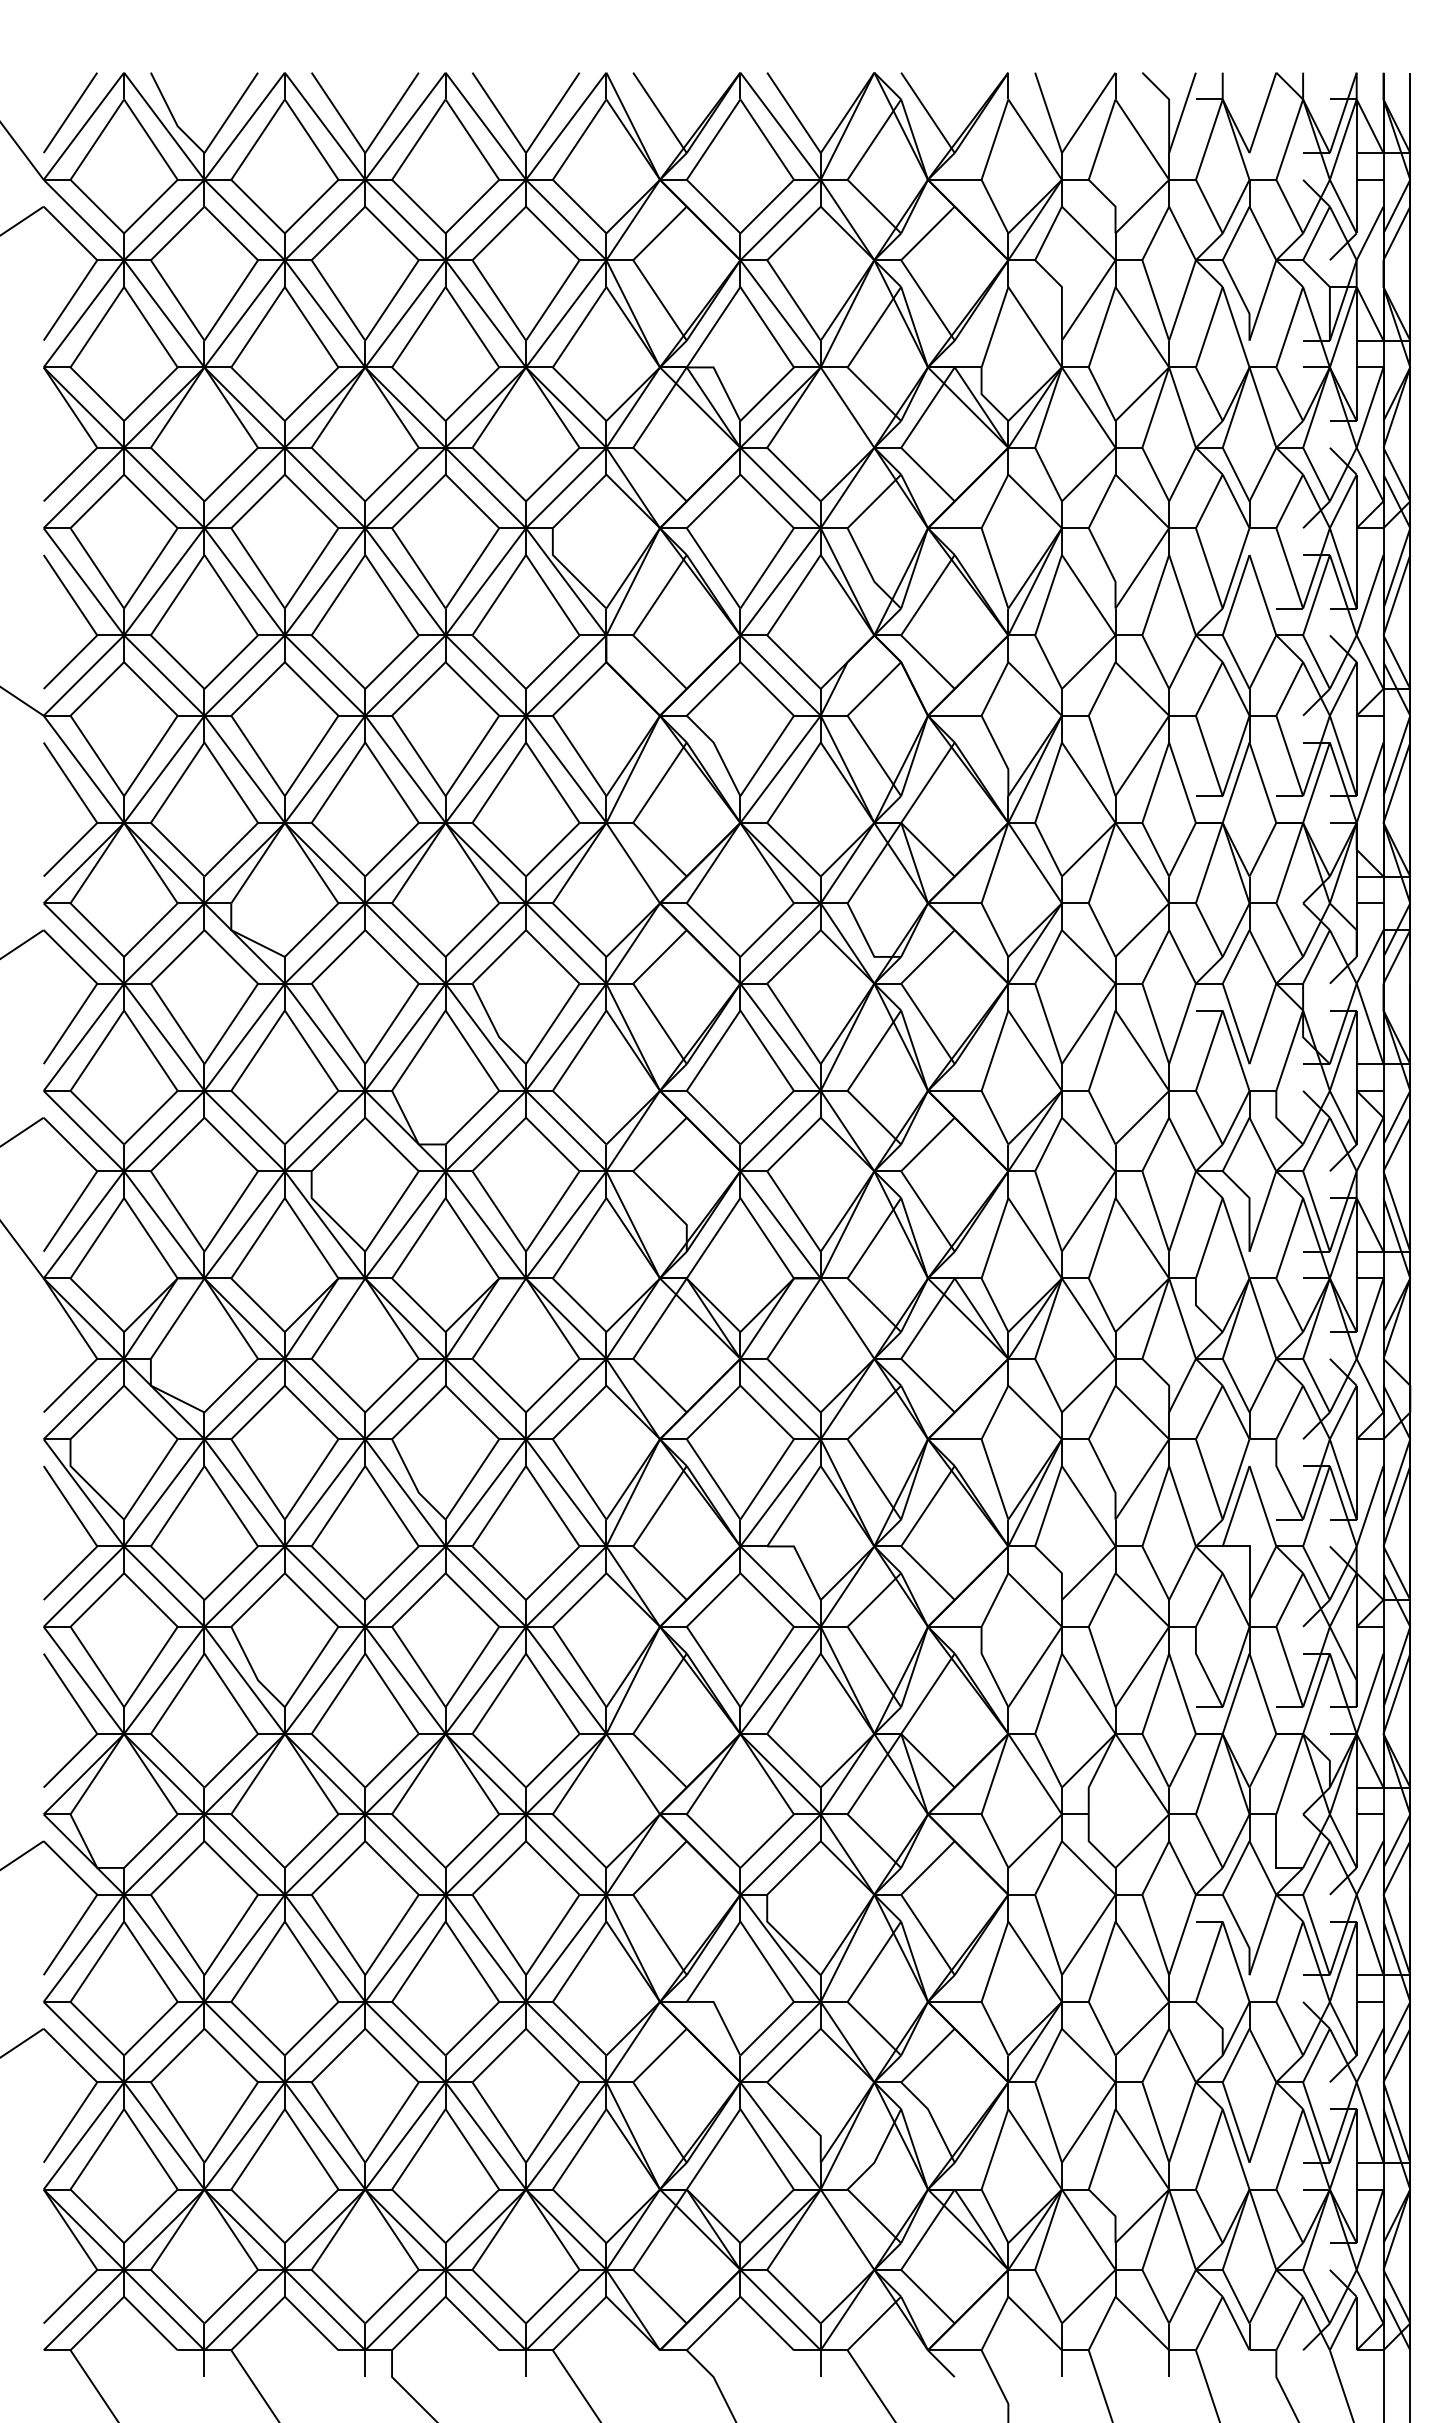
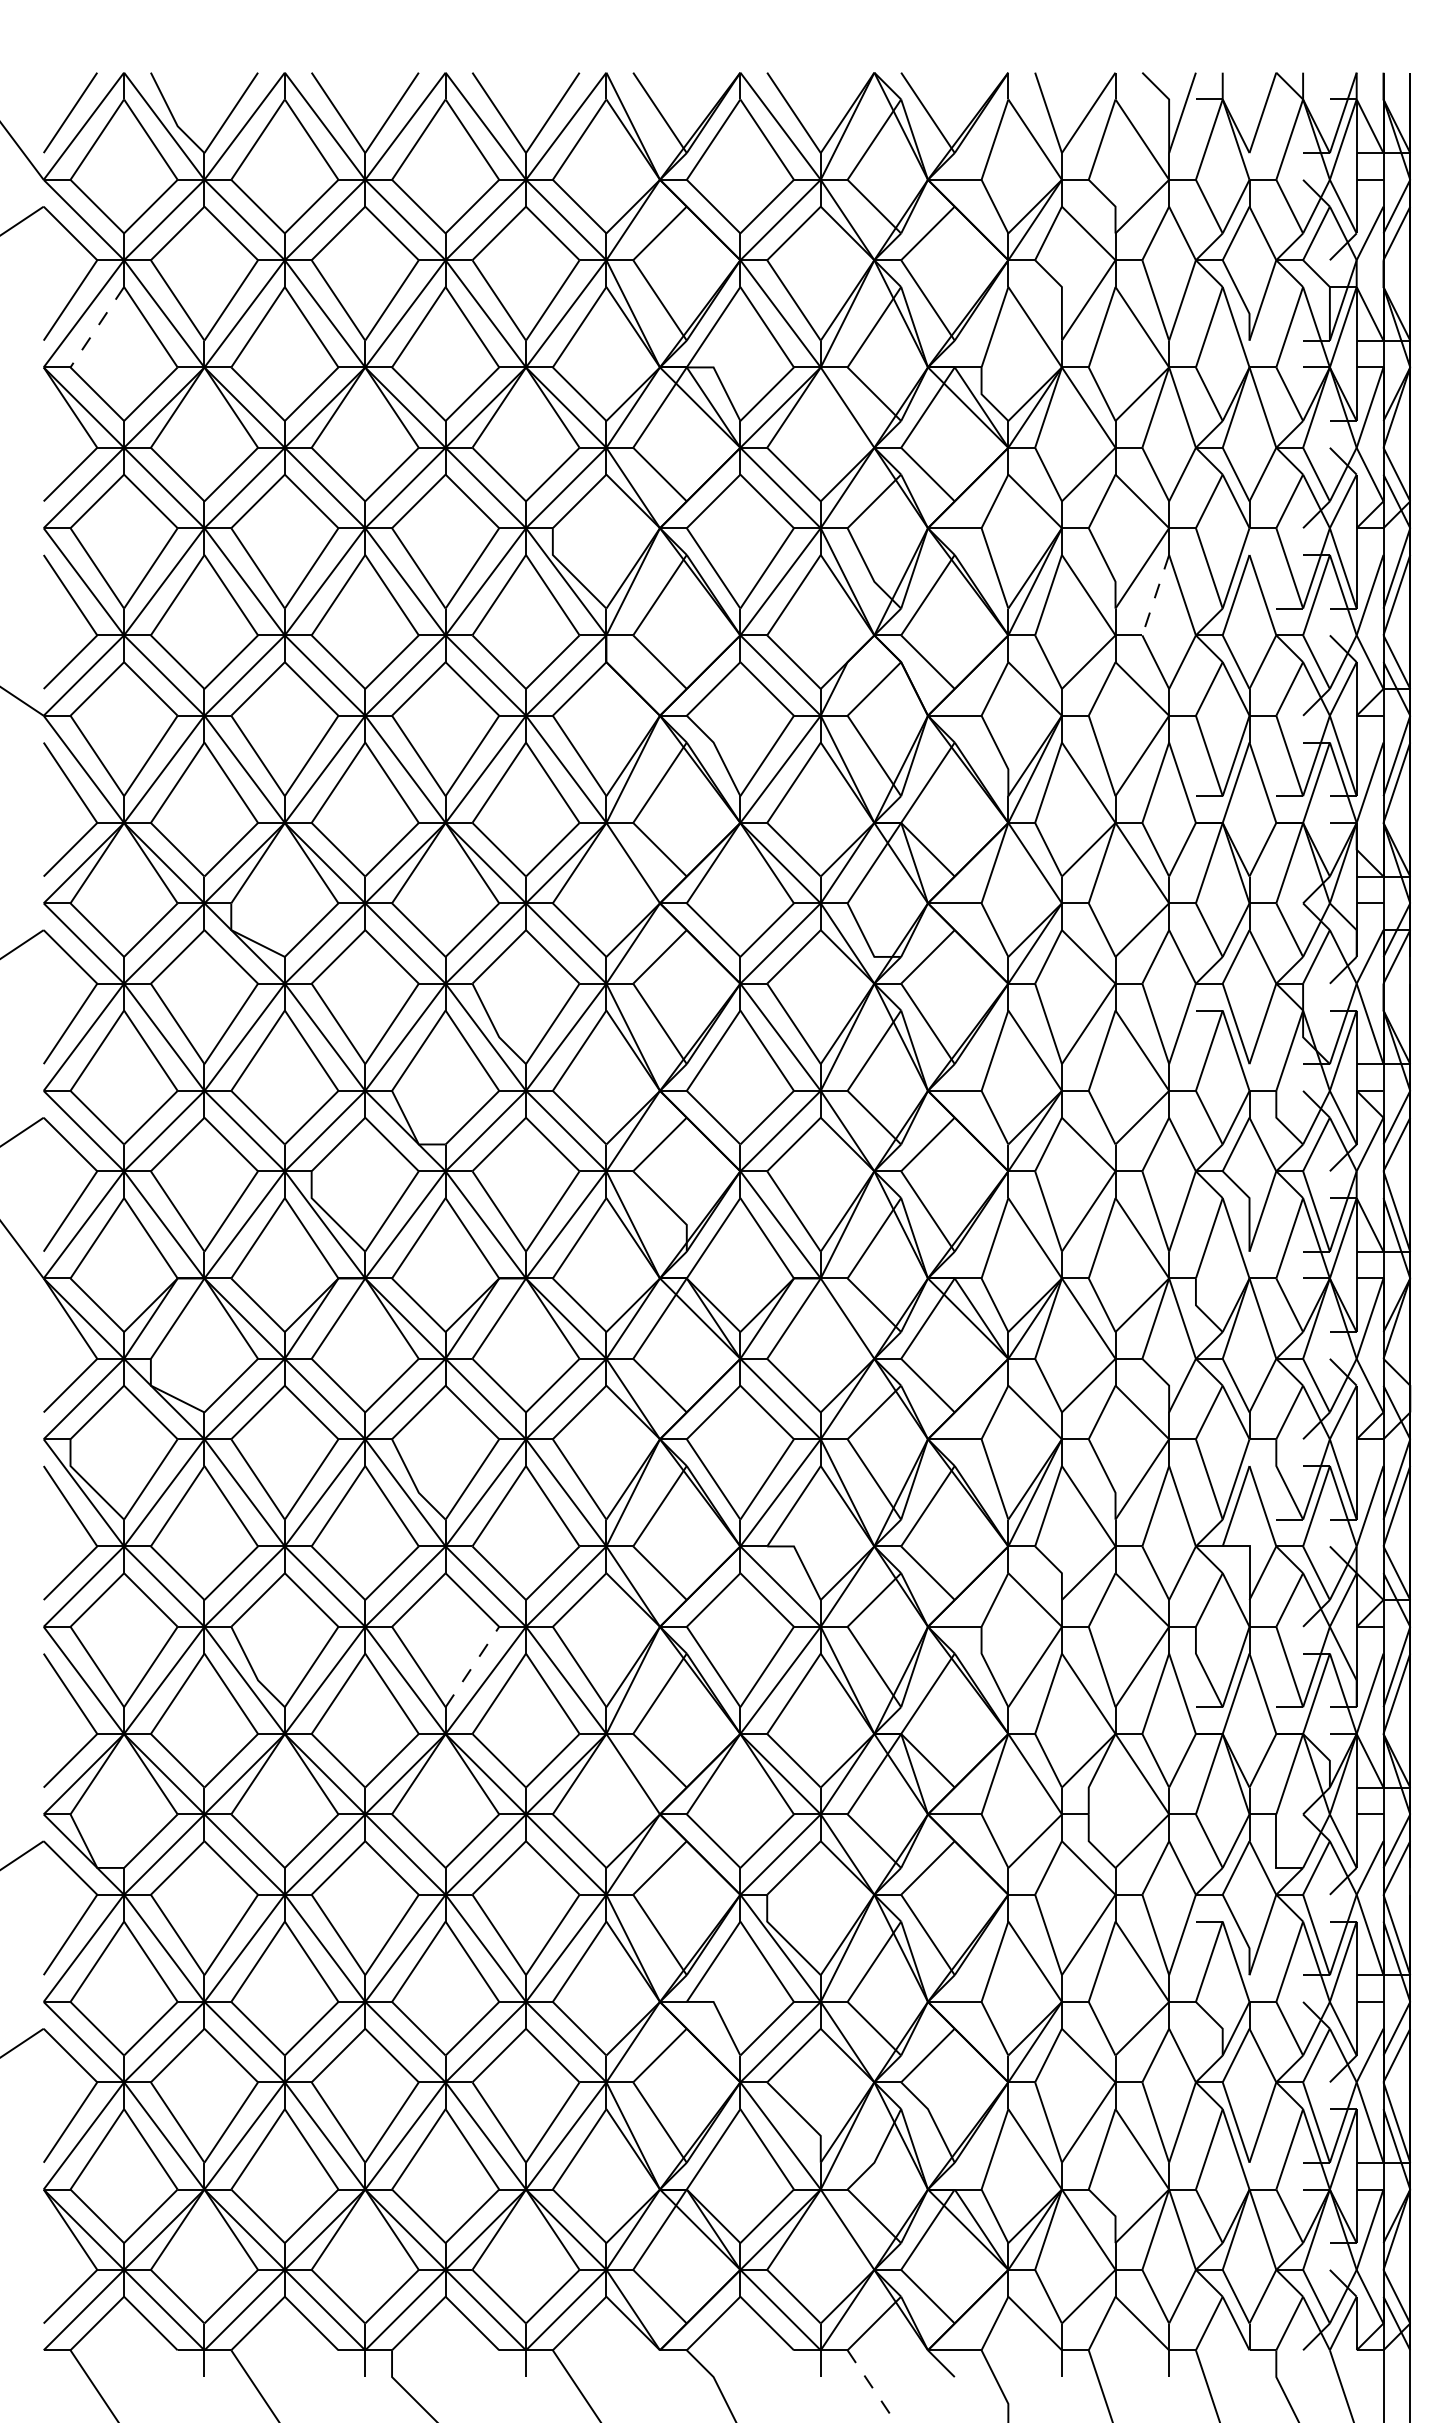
line: solid -> dashed (97, 327)
line: solid -> dashed (1155, 595)
line: solid -> dashed (472, 1666)
line: solid -> dashed (871, 2386)
